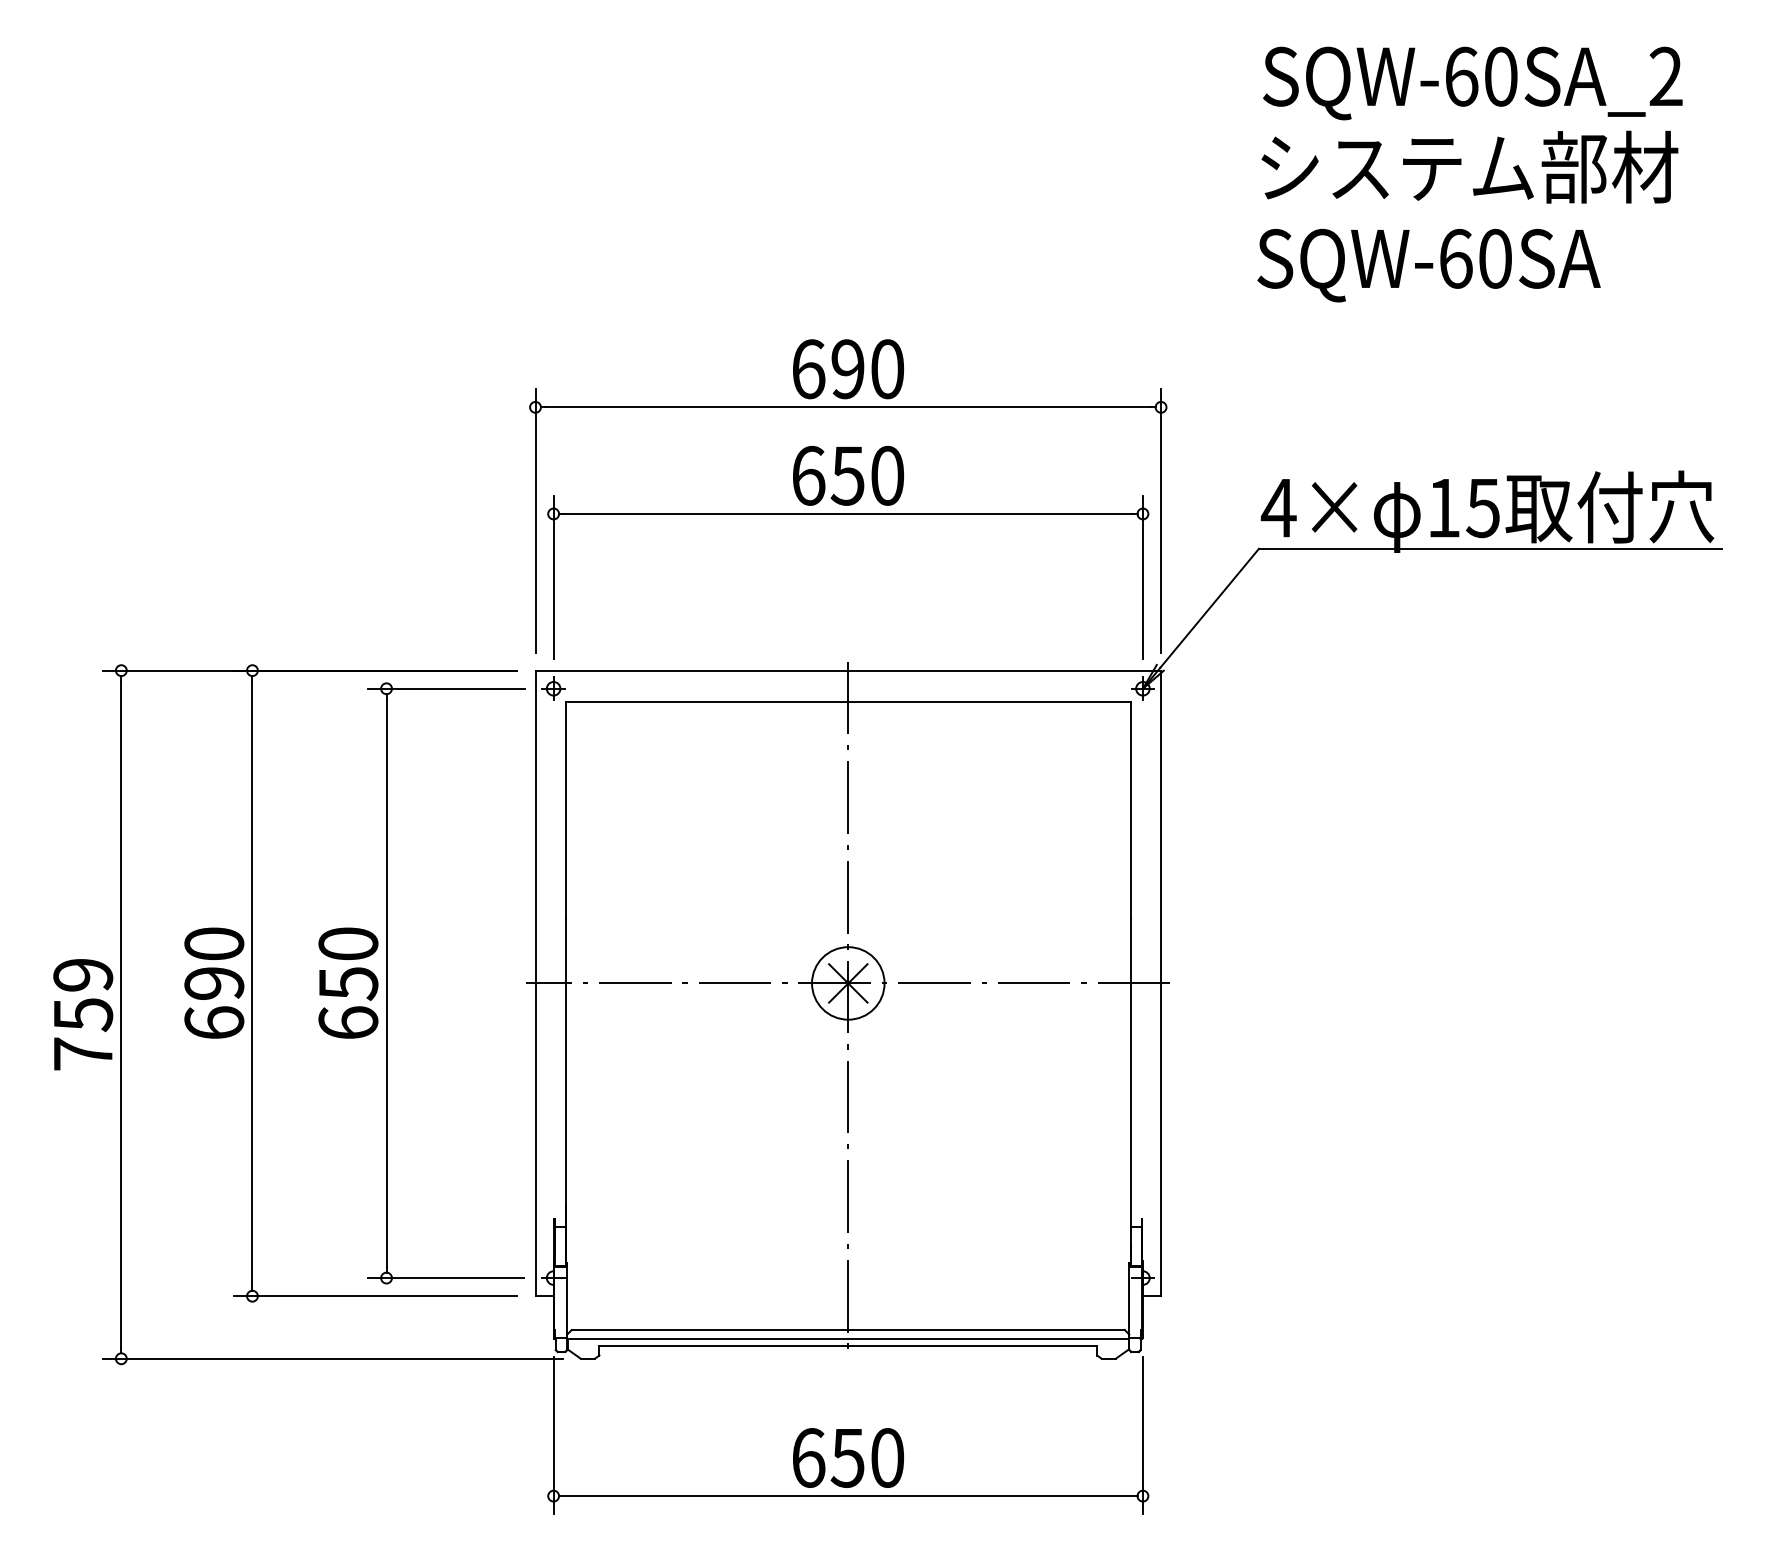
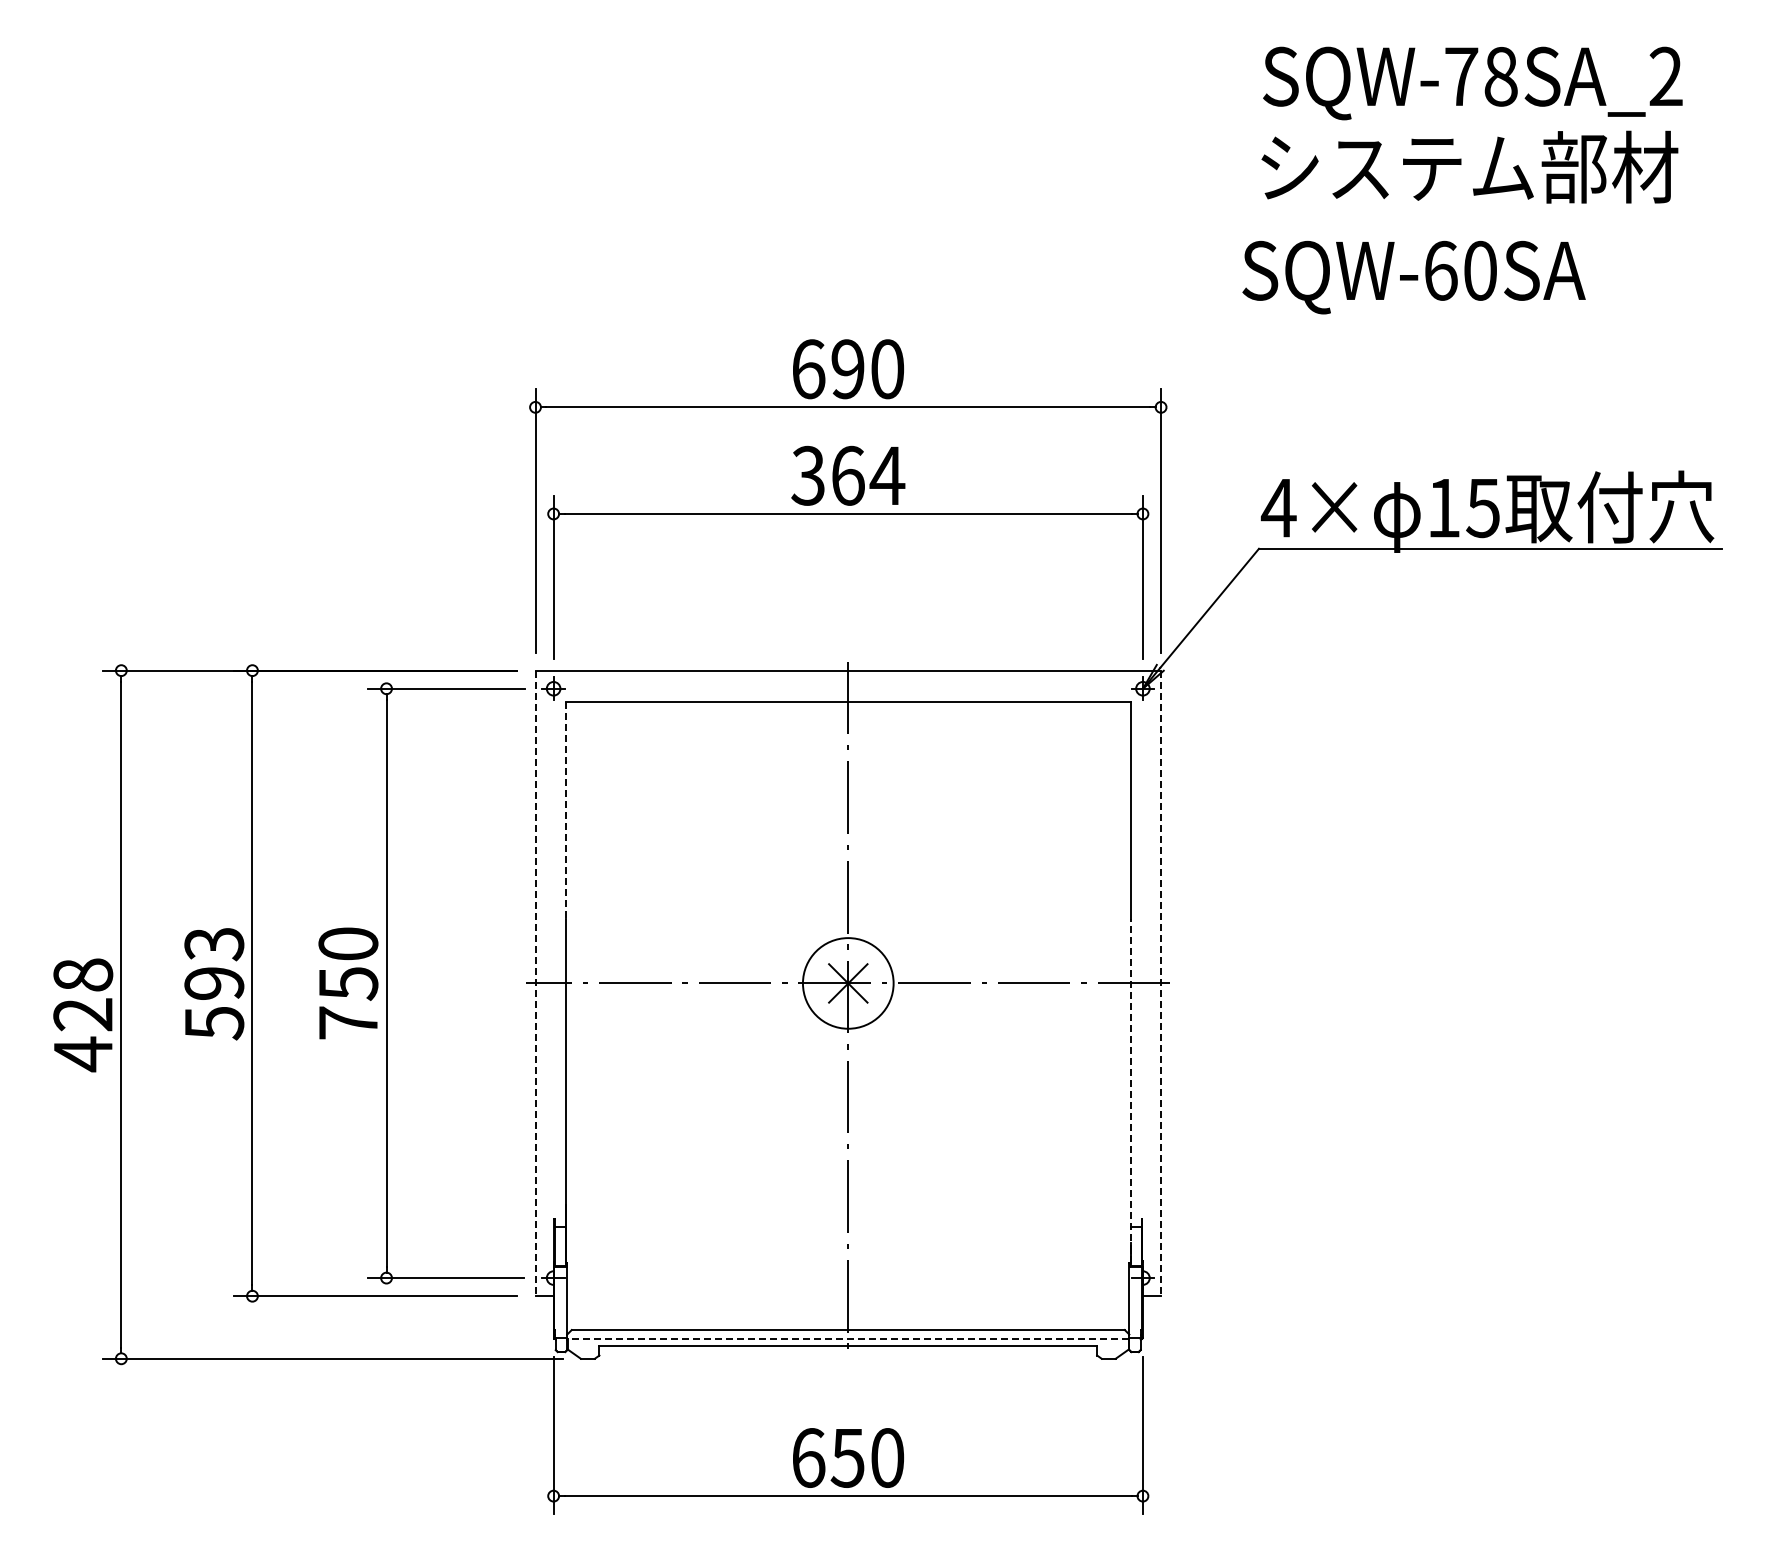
text: SQW-60SA_2 -> SQW-78SA_2 (1481, 76)
text position: (1428, 265) -> (1413, 277) (1413, 277)
text: 650 -> 364 (848, 475)
line: solid -> dashed (565, 810)
text: 690 -> 593 (214, 983)
line: solid -> dashed (535, 983)
circle diameter: 73 px -> 91 px (847, 983)
line: solid -> dashed (1161, 983)
text: 759 -> 428 (83, 1015)
text: 650 -> 750 (348, 1022)
line: solid -> dashed (1130, 1091)
line: solid -> dashed (847, 1339)
